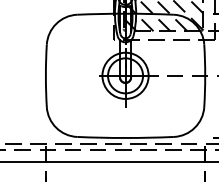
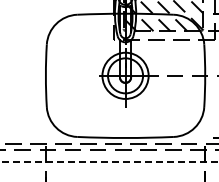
line: solid -> dashed (109, 161)
